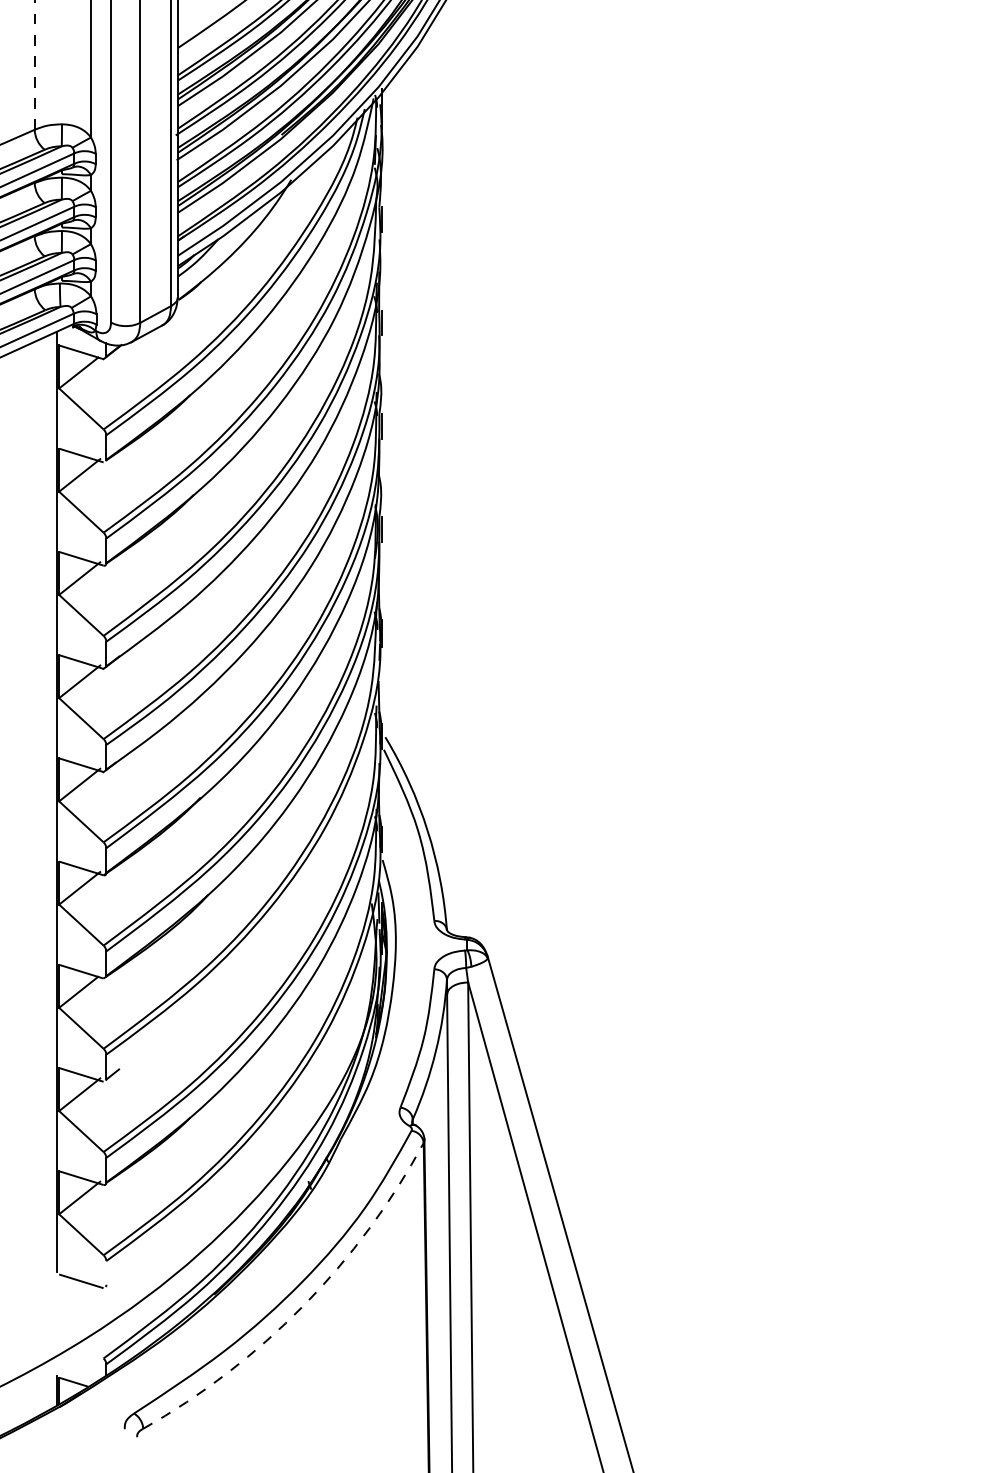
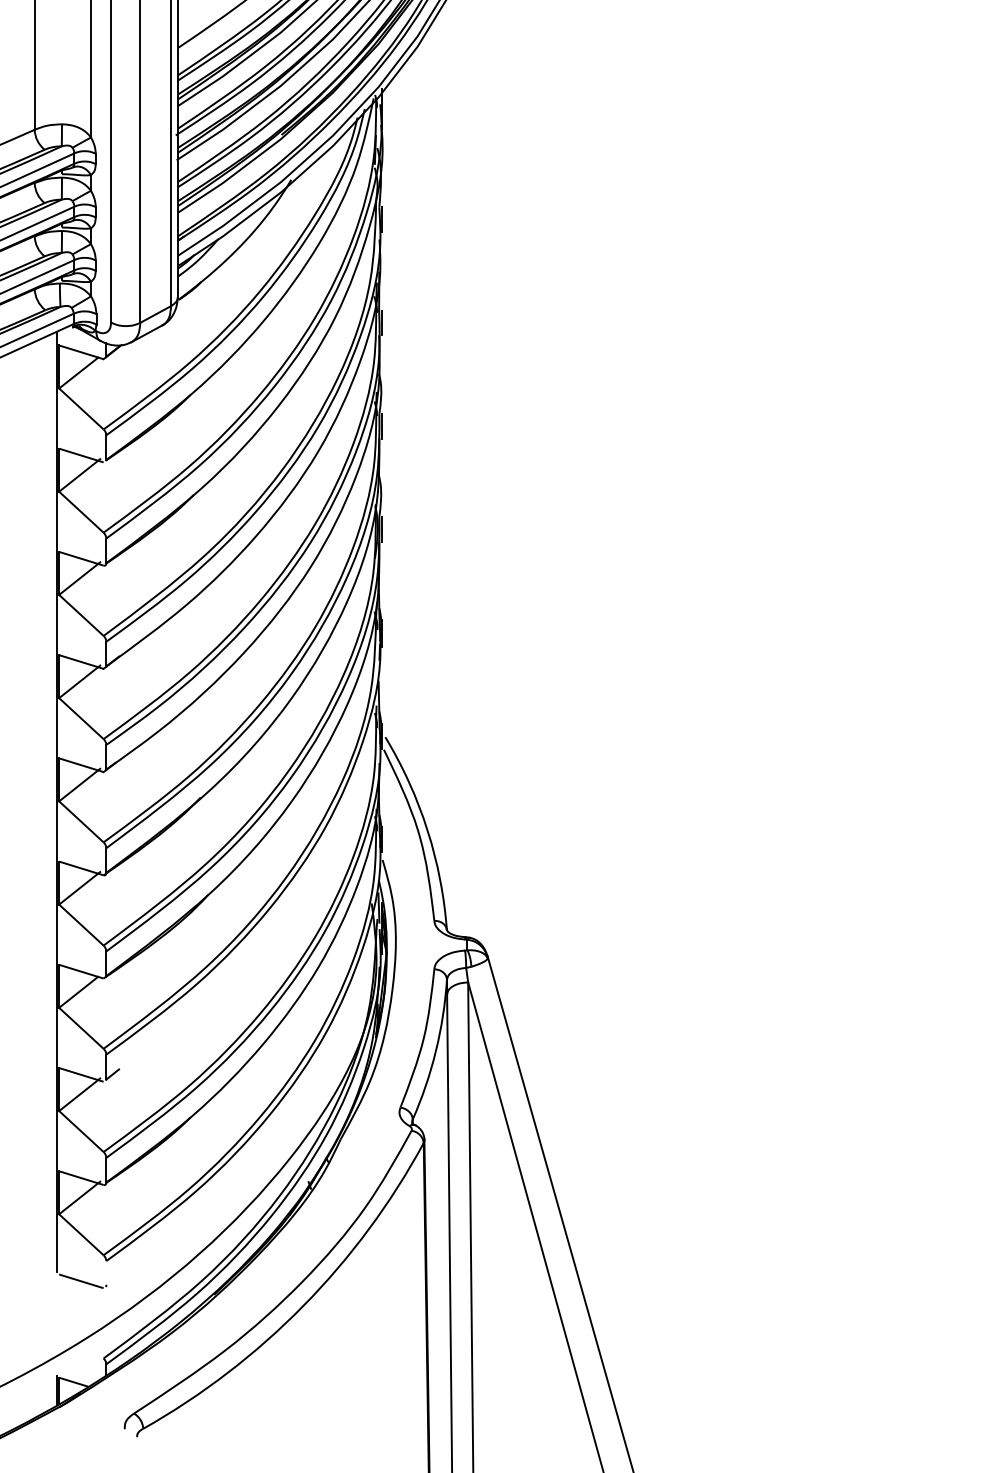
line: dashed -> solid (34, 64)
arc: dashed -> solid (303, 1305)
